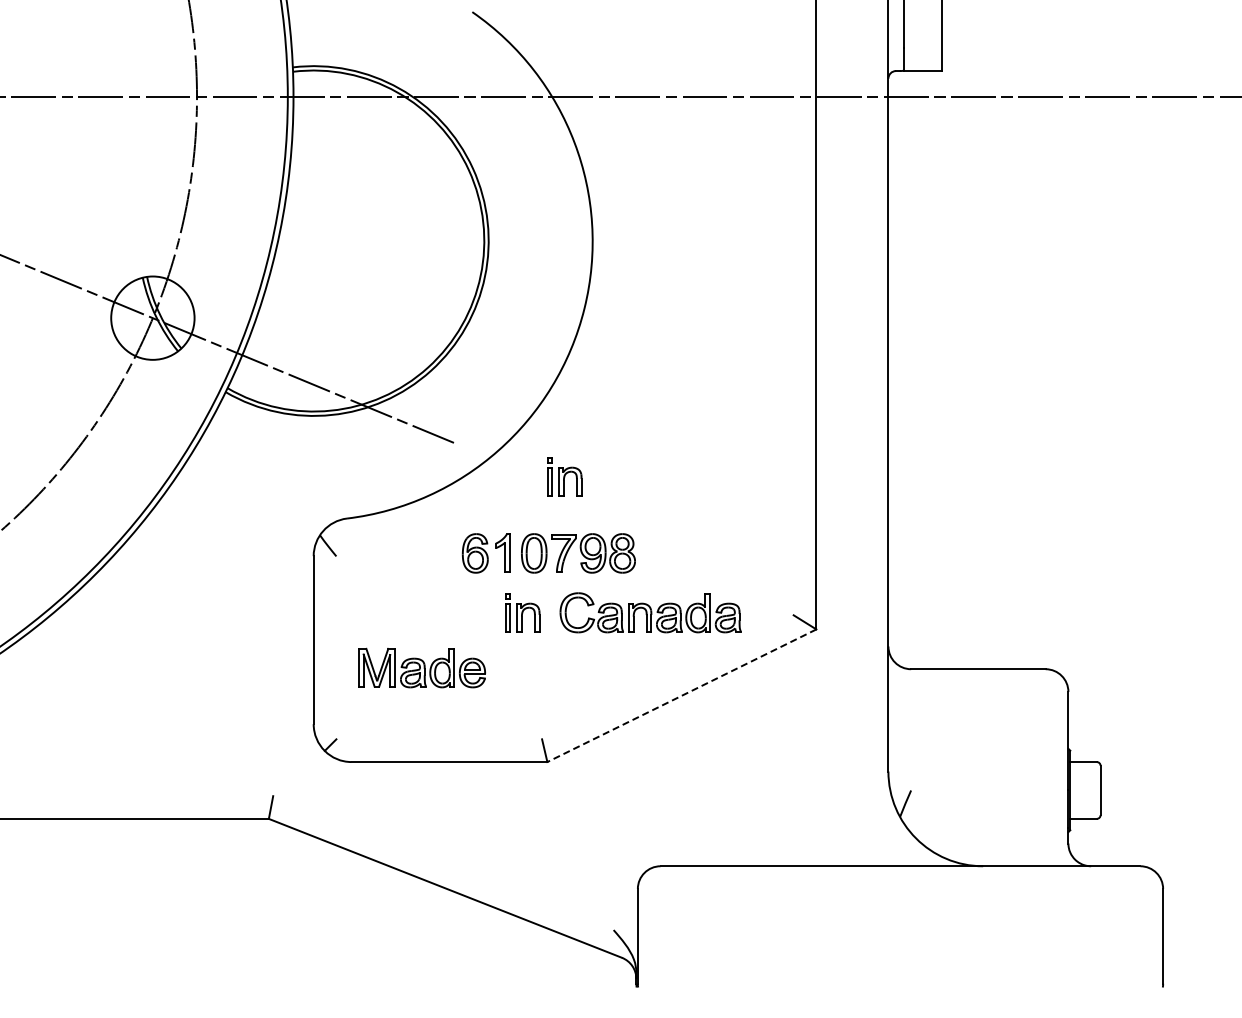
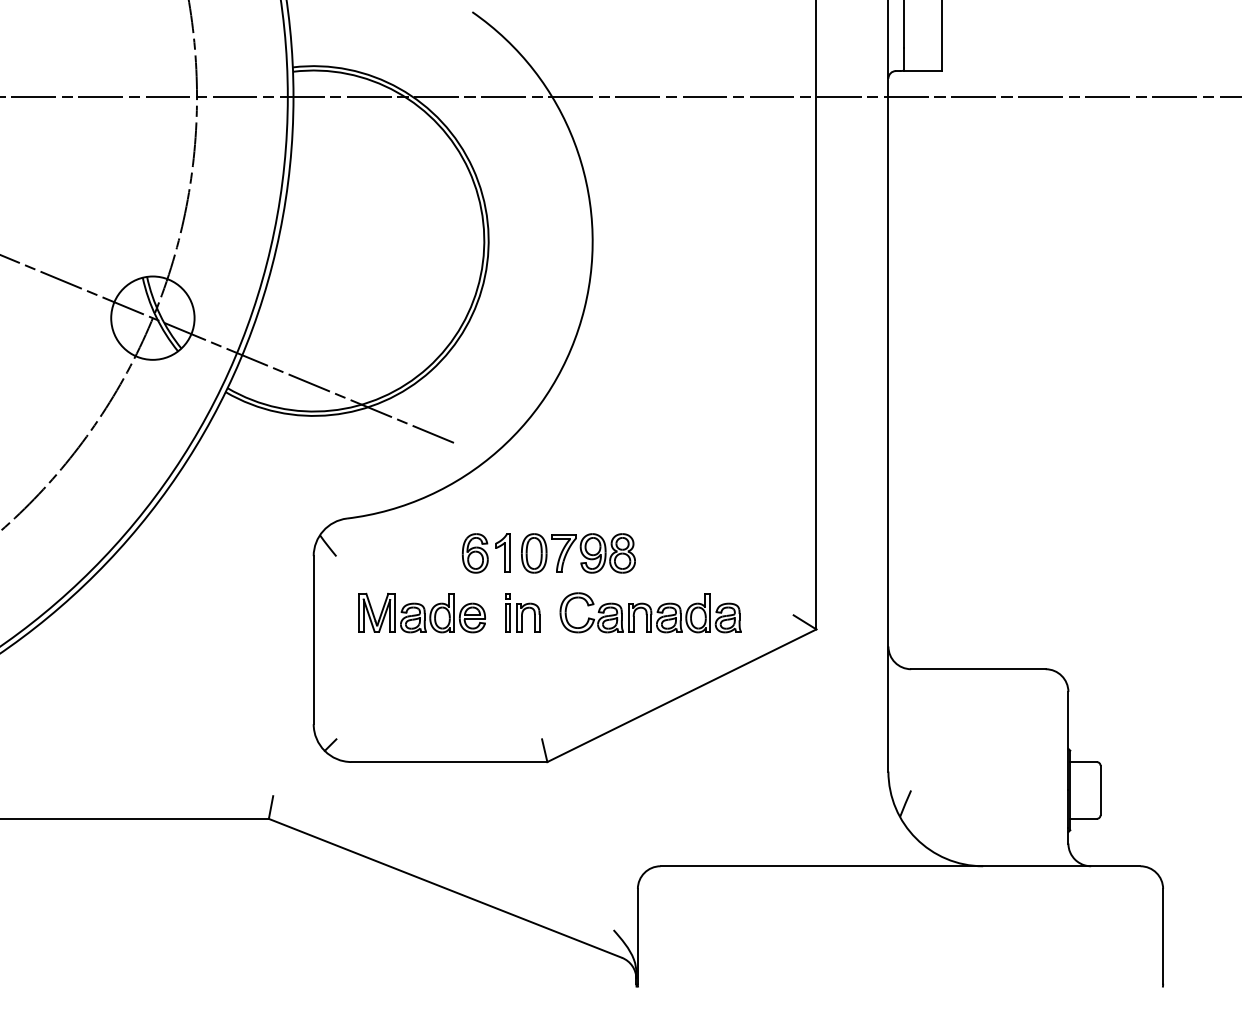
part: present -> none (564, 476)
part position: (421, 667) -> (421, 612) (421, 612)
line: dashed -> solid (681, 695)
